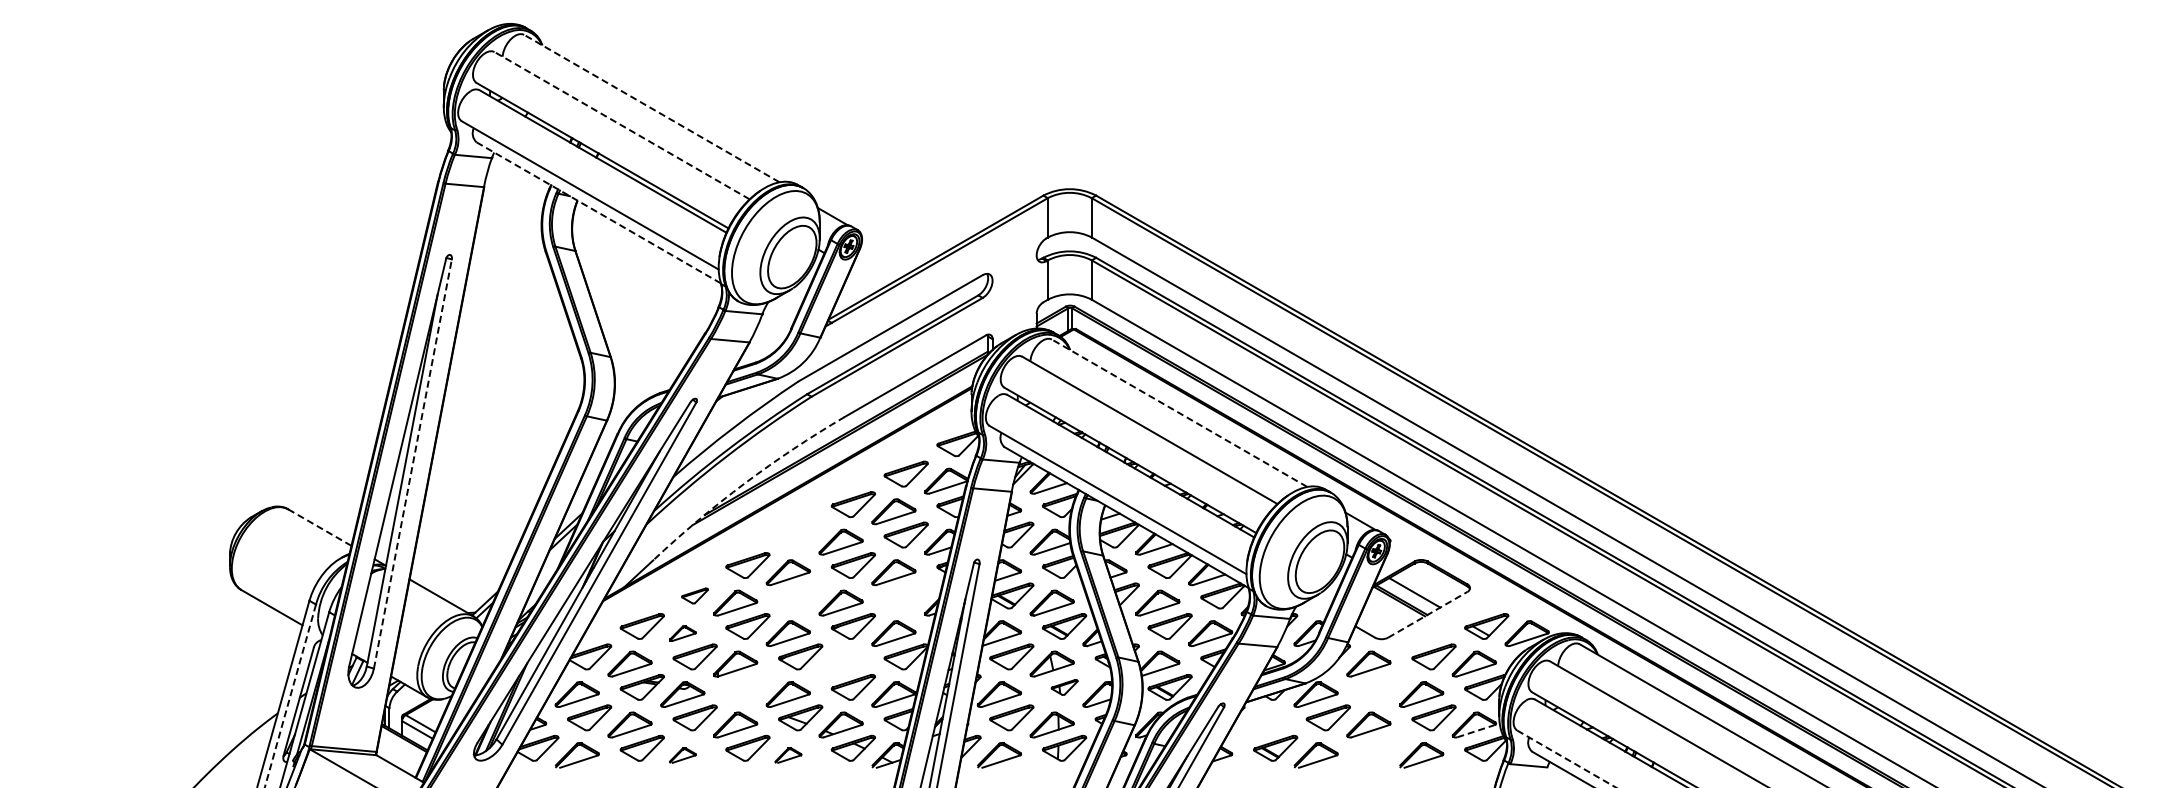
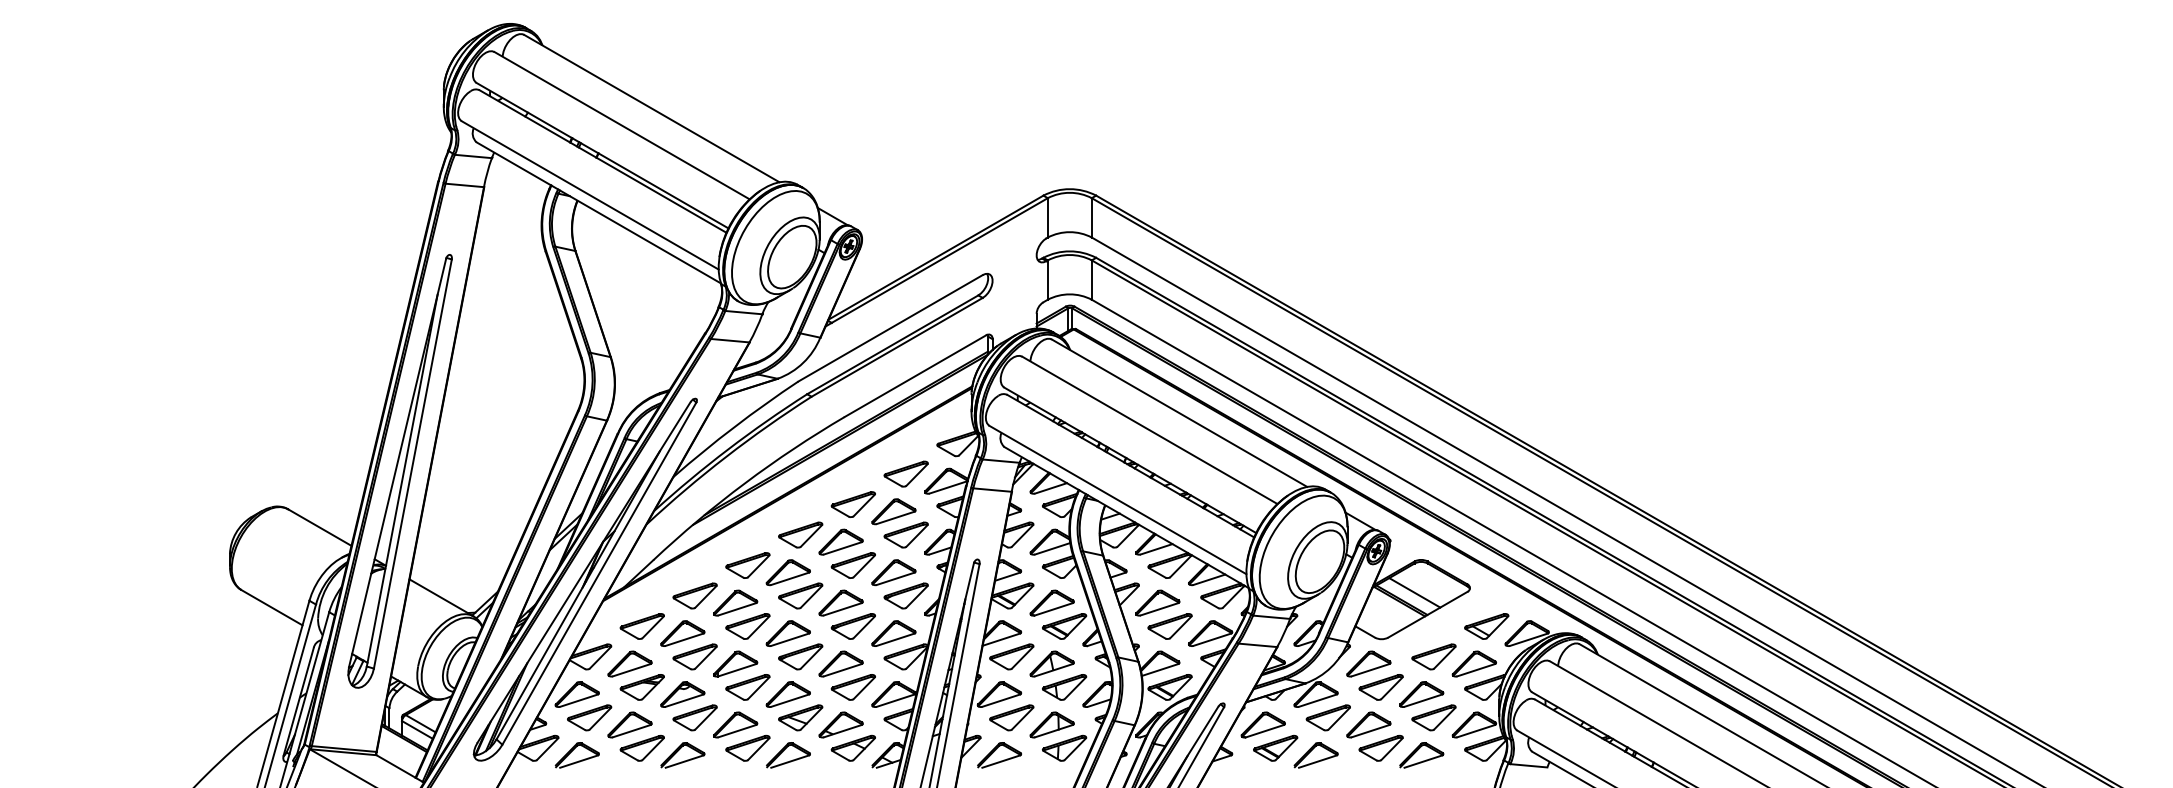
line: dashed -> solid (651, 108)
line: dashed -> solid (621, 125)
line: dashed -> solid (599, 213)
line: dashed -> solid (1179, 412)
line: dashed -> solid (412, 463)
arc: dashed -> solid (745, 483)
line: dashed -> solid (319, 527)
part: none -> present (800, 534)
part size: 28x18 px -> 46x28 px (694, 595)
part: none -> present (800, 595)
part: none -> present (905, 595)
line: dashed -> solid (1427, 614)
part size: 28x17 px -> 46x27 px (682, 633)
part: none -> present (840, 663)
part: none -> present (747, 687)
part size: 29x17 px -> 46x27 px (1064, 687)
part: none -> present (1380, 687)
line: dashed -> solid (290, 696)
part: none -> present (1262, 724)
line: dashed -> solid (1475, 731)
part: none -> present (1380, 747)
part size: 28x17 px -> 46x27 px (682, 755)
part size: 29x17 px -> 45x27 px (788, 755)
line: dashed -> solid (1567, 759)
